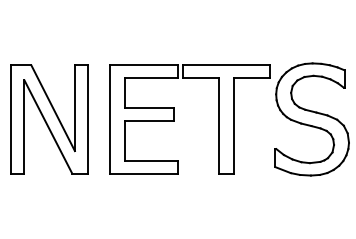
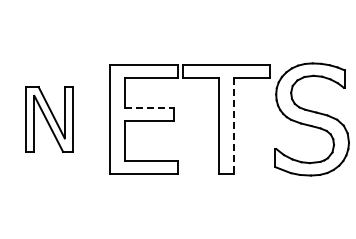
line: solid -> dashed (149, 107)
part size: 79x111 px -> 49x67 px (49, 119)
line: solid -> dashed (233, 125)
